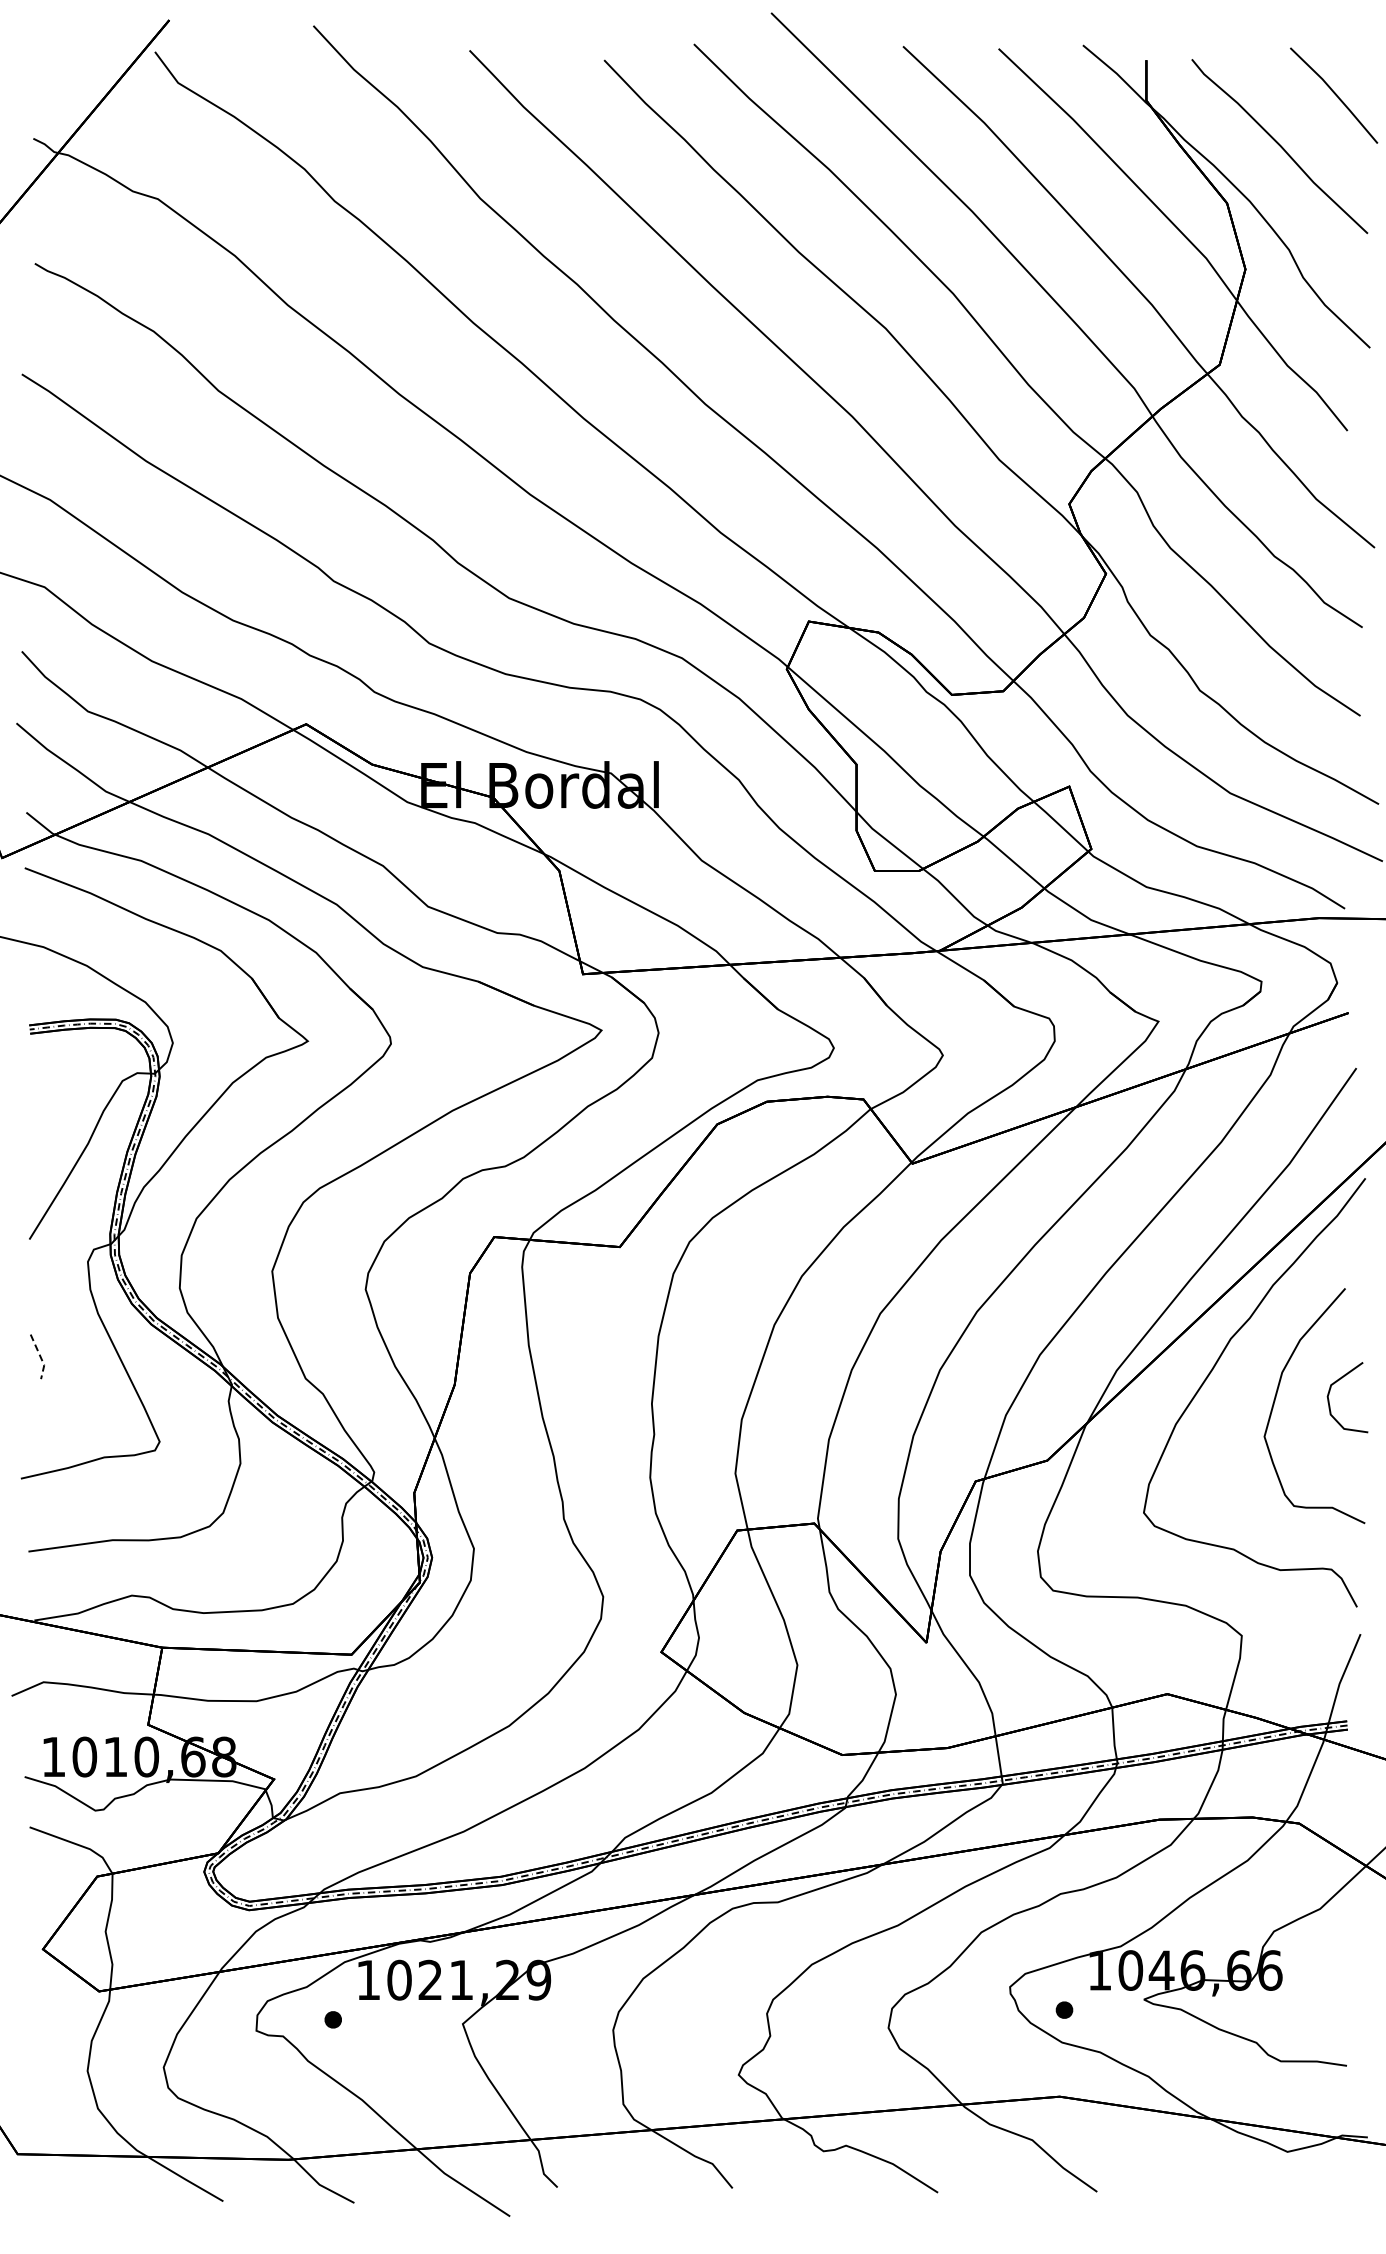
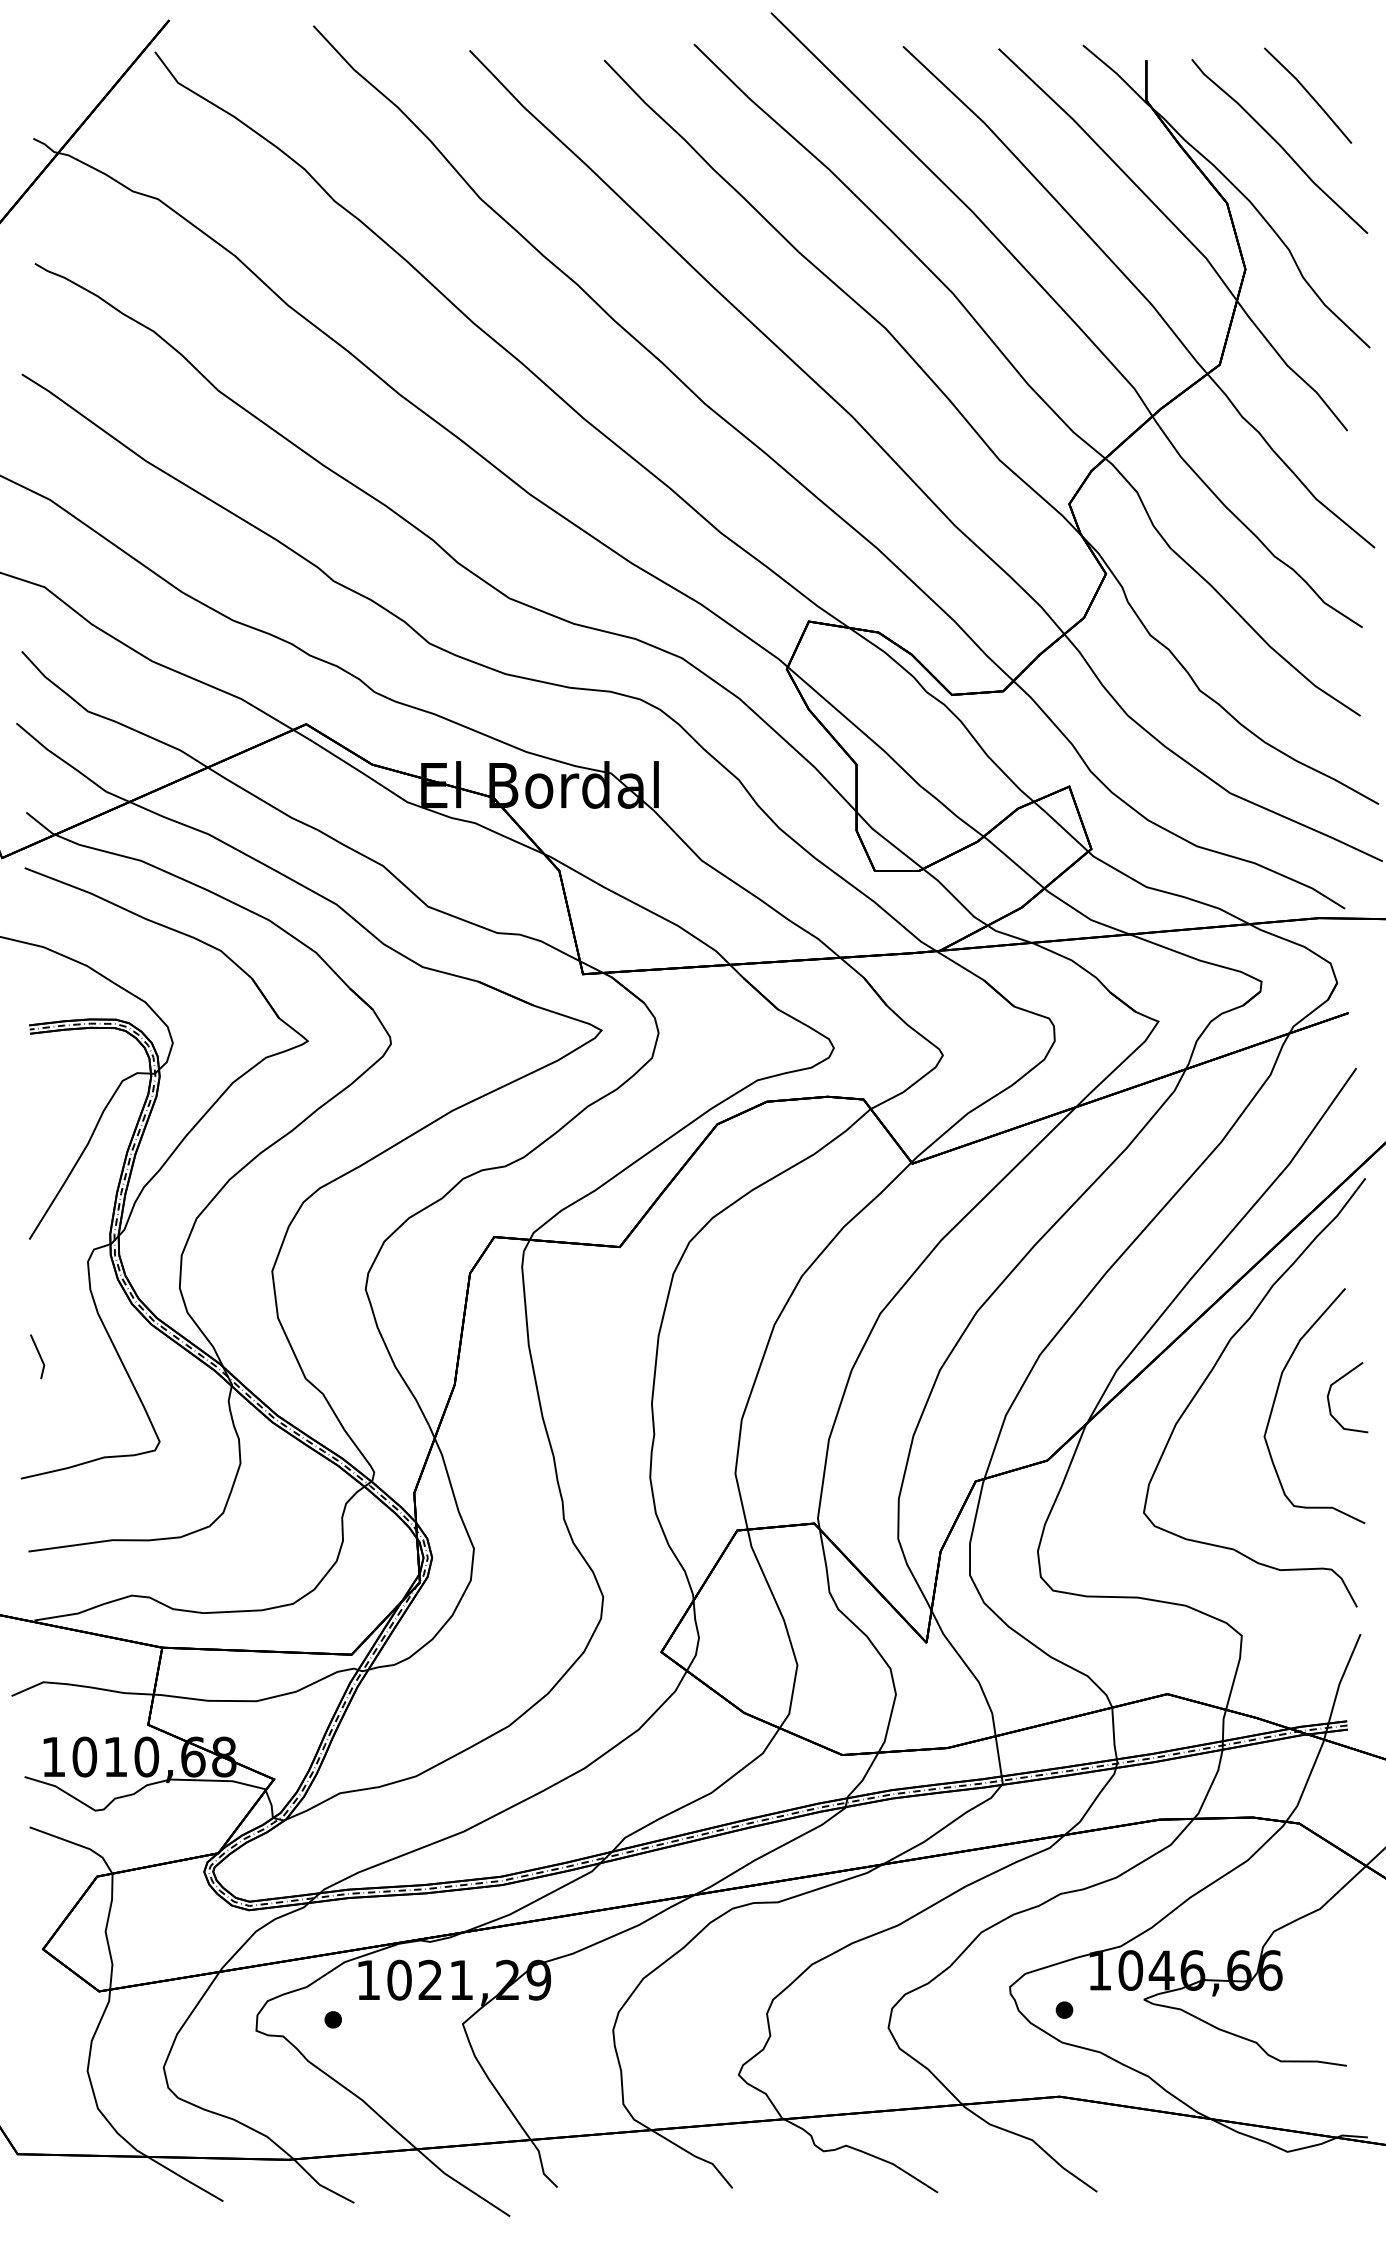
line position: (1334, 94) -> (1308, 94) (1308, 94)
line: dashed -> solid (40, 1357)
